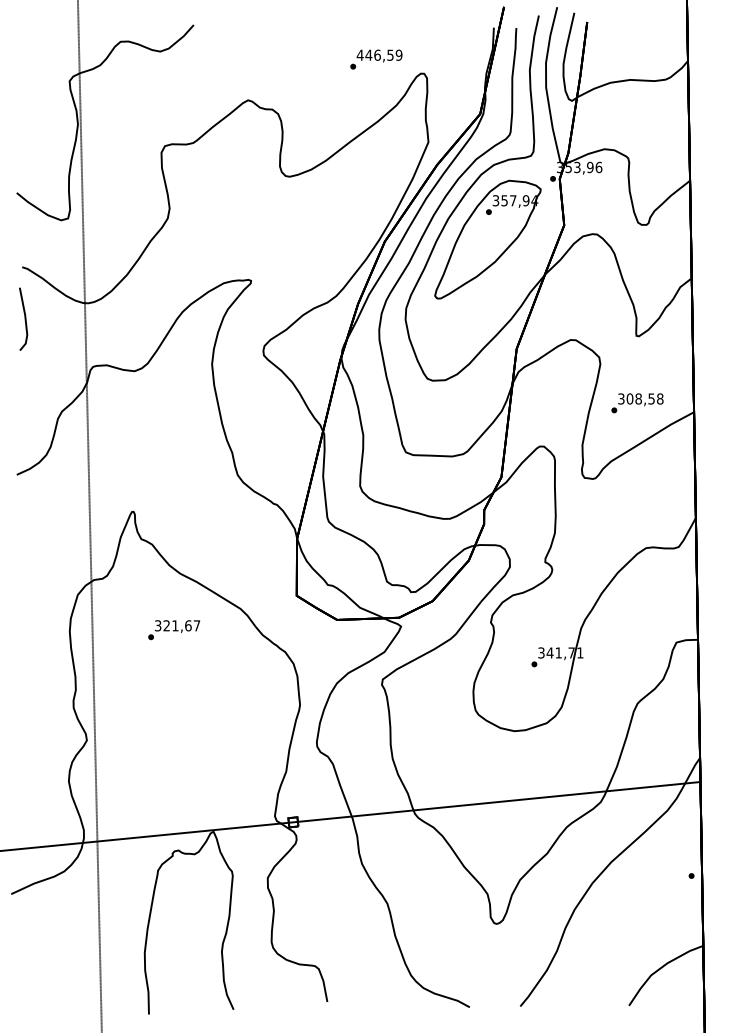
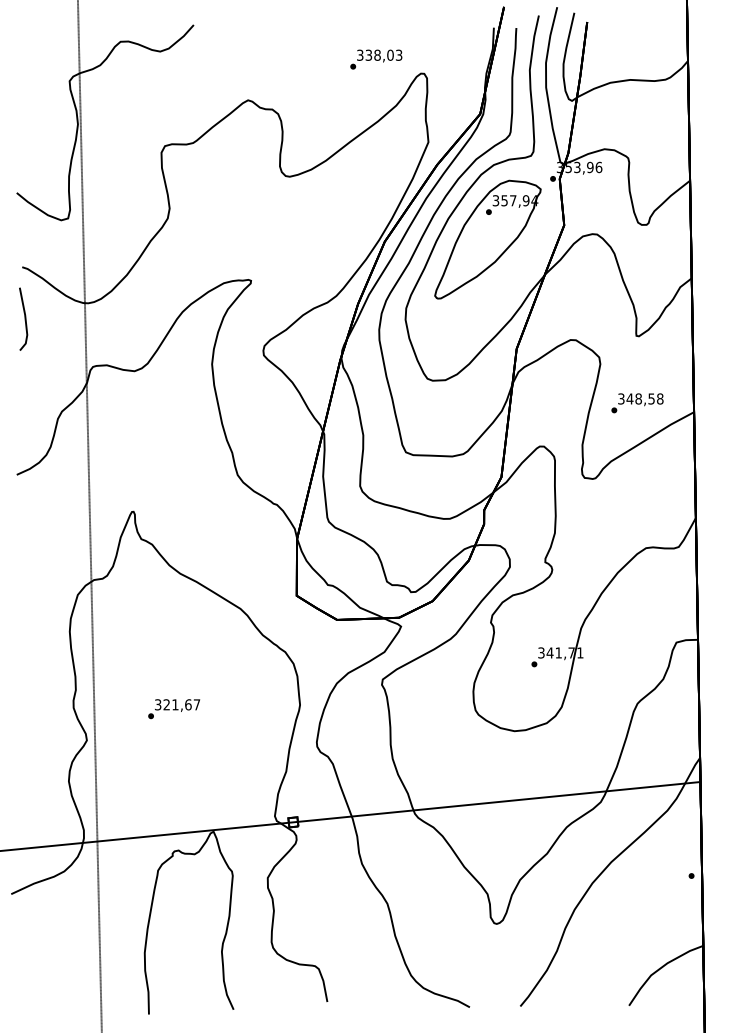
text: 446,59 -> 338,03 (379, 54)
text: 308,58 -> 348,58 (629, 398)
text position: (174, 630) -> (174, 709) (174, 709)
